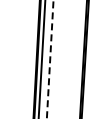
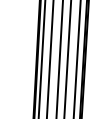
line: none -> present (59, 58)
line: none -> present (67, 58)
line: none -> present (76, 58)
line: dashed -> solid (50, 59)
